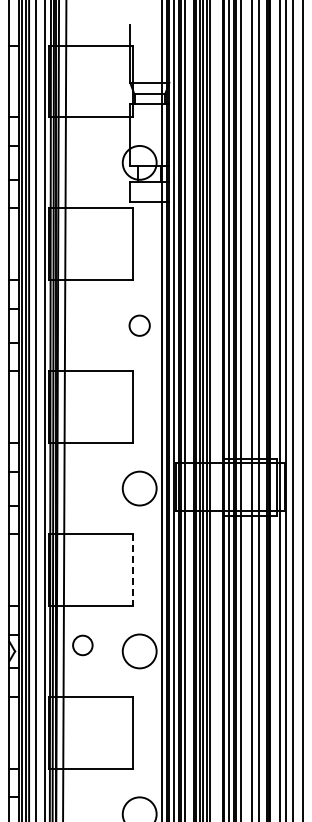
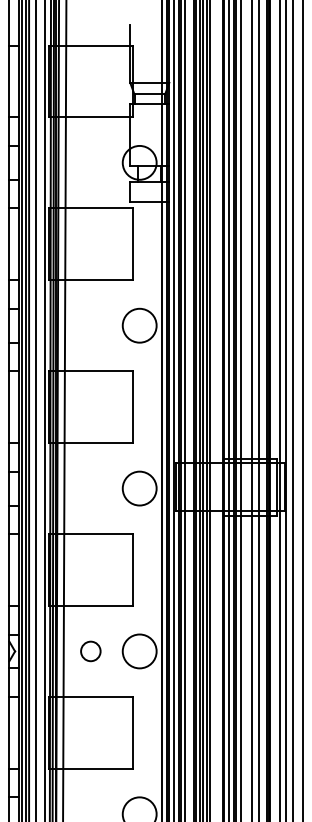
circle diameter: 20 px -> 34 px (139, 325)
line: dashed -> solid (133, 570)
circle position: (82, 645) -> (90, 651) (90, 651)
